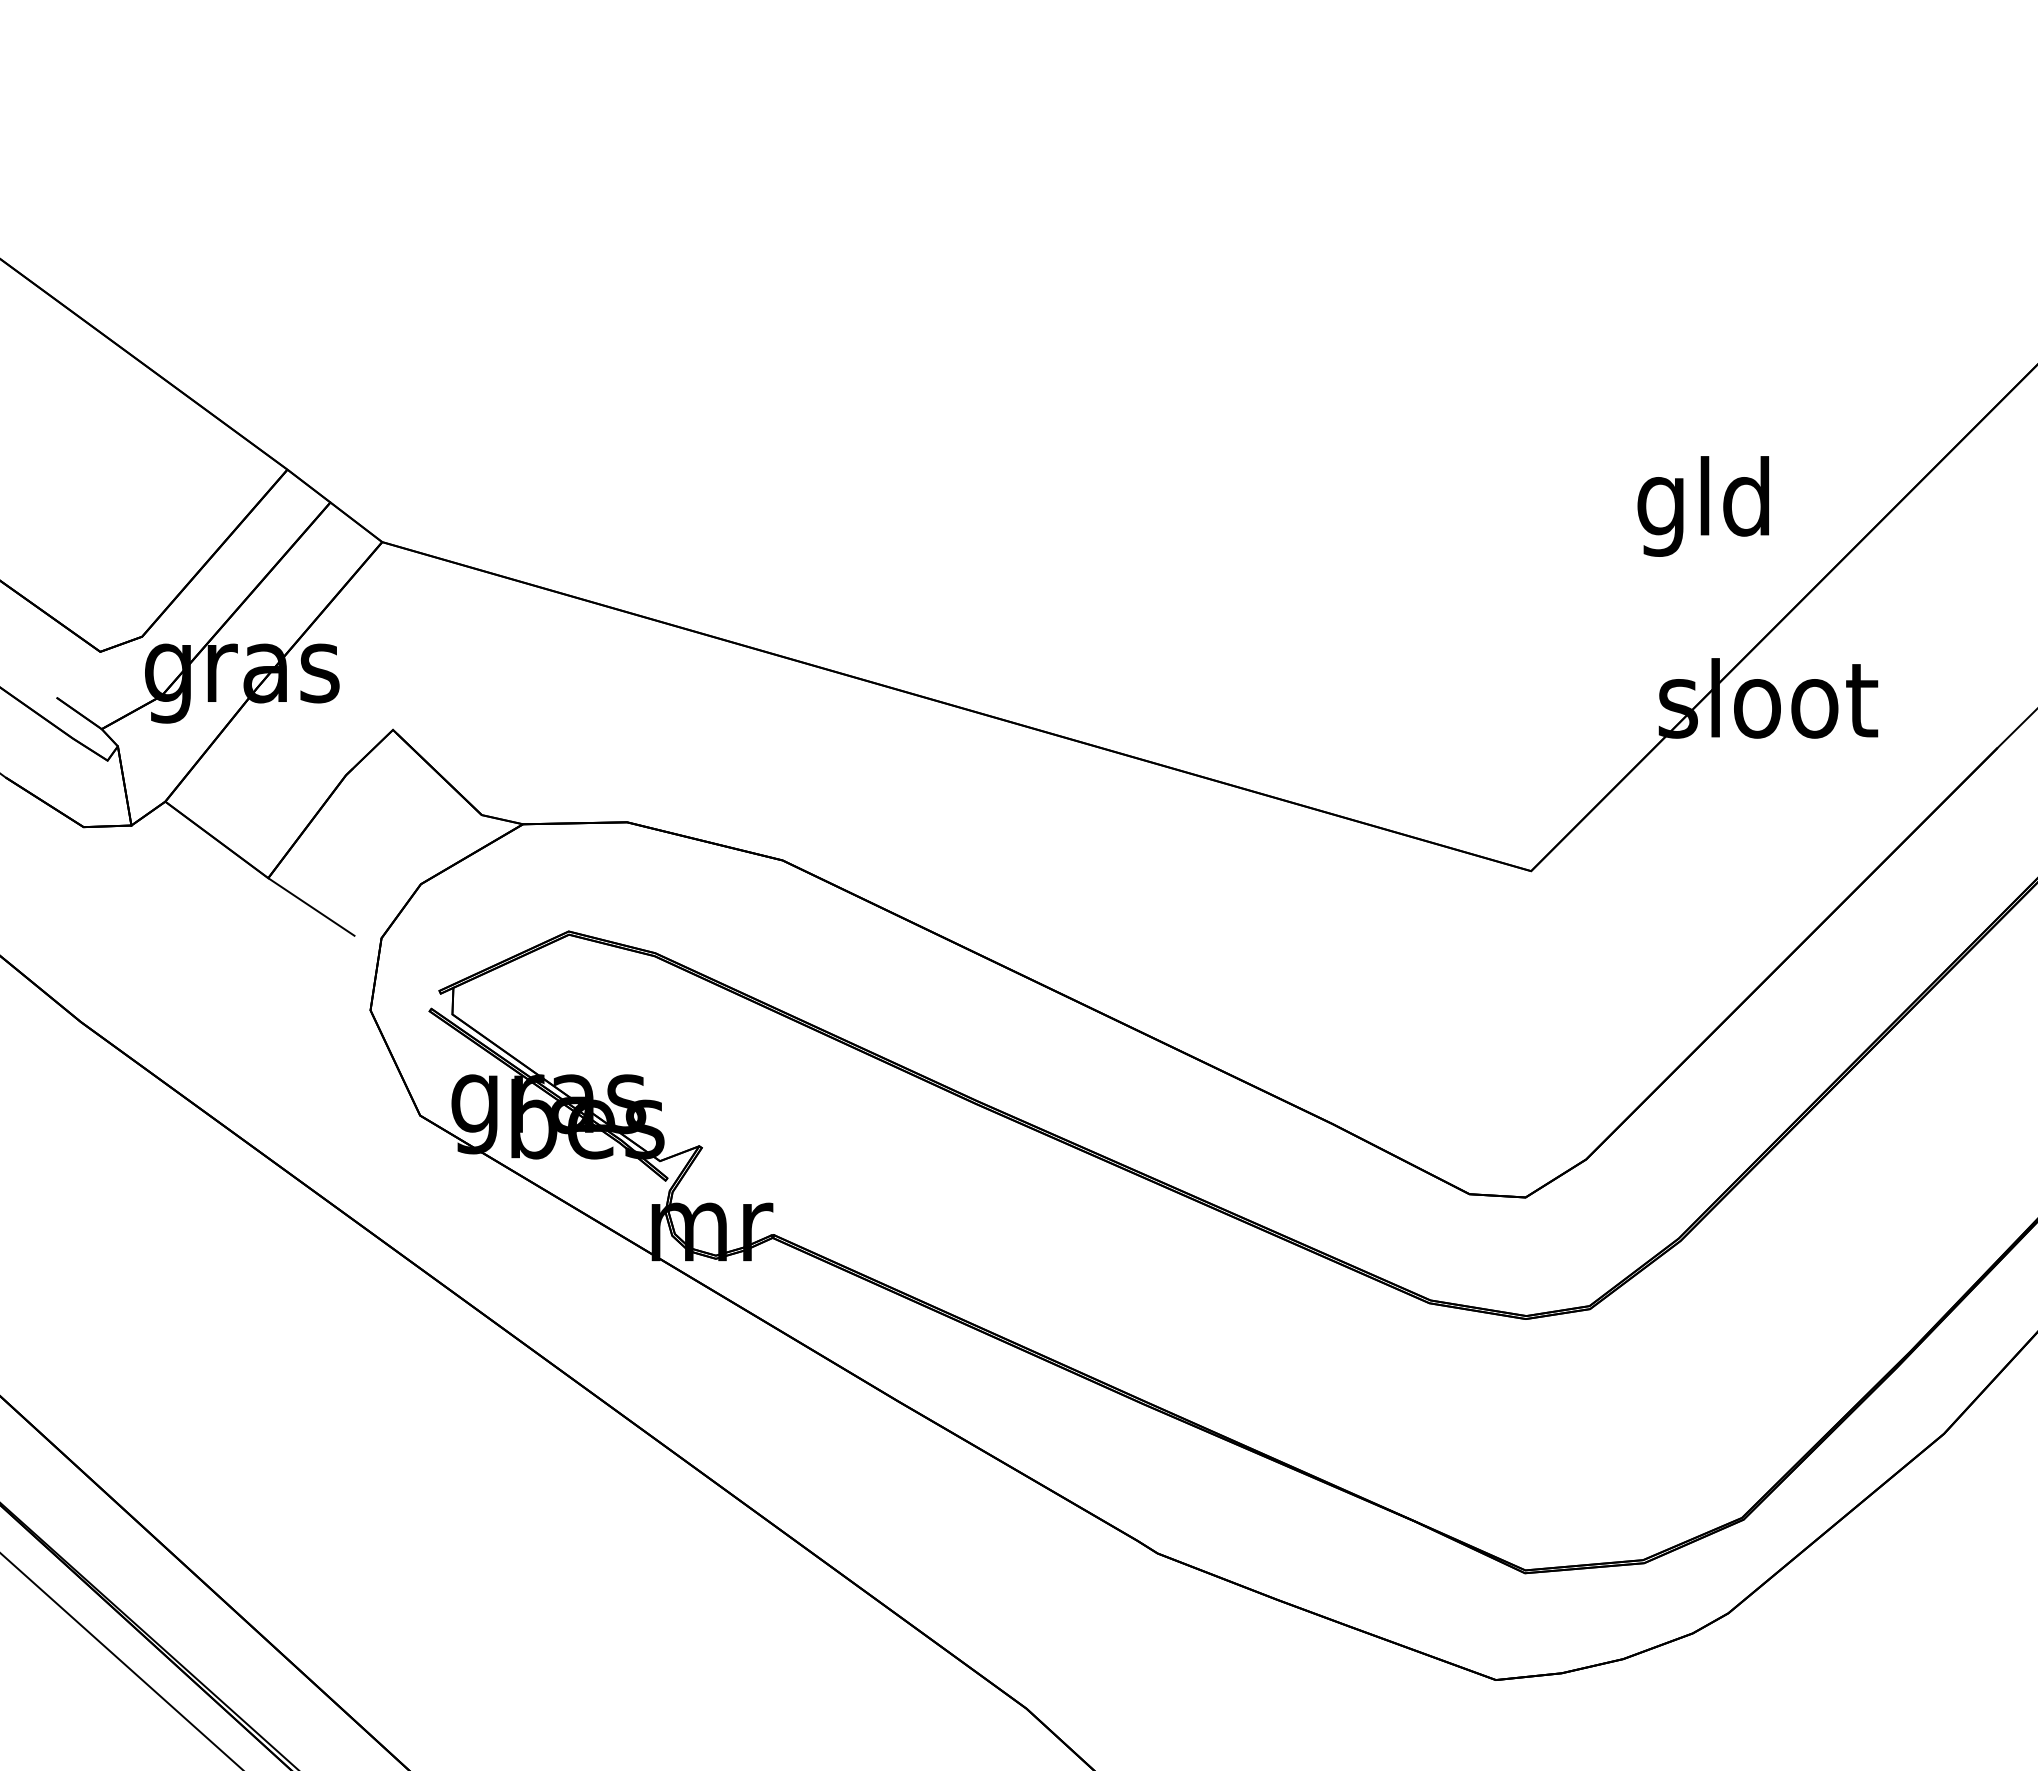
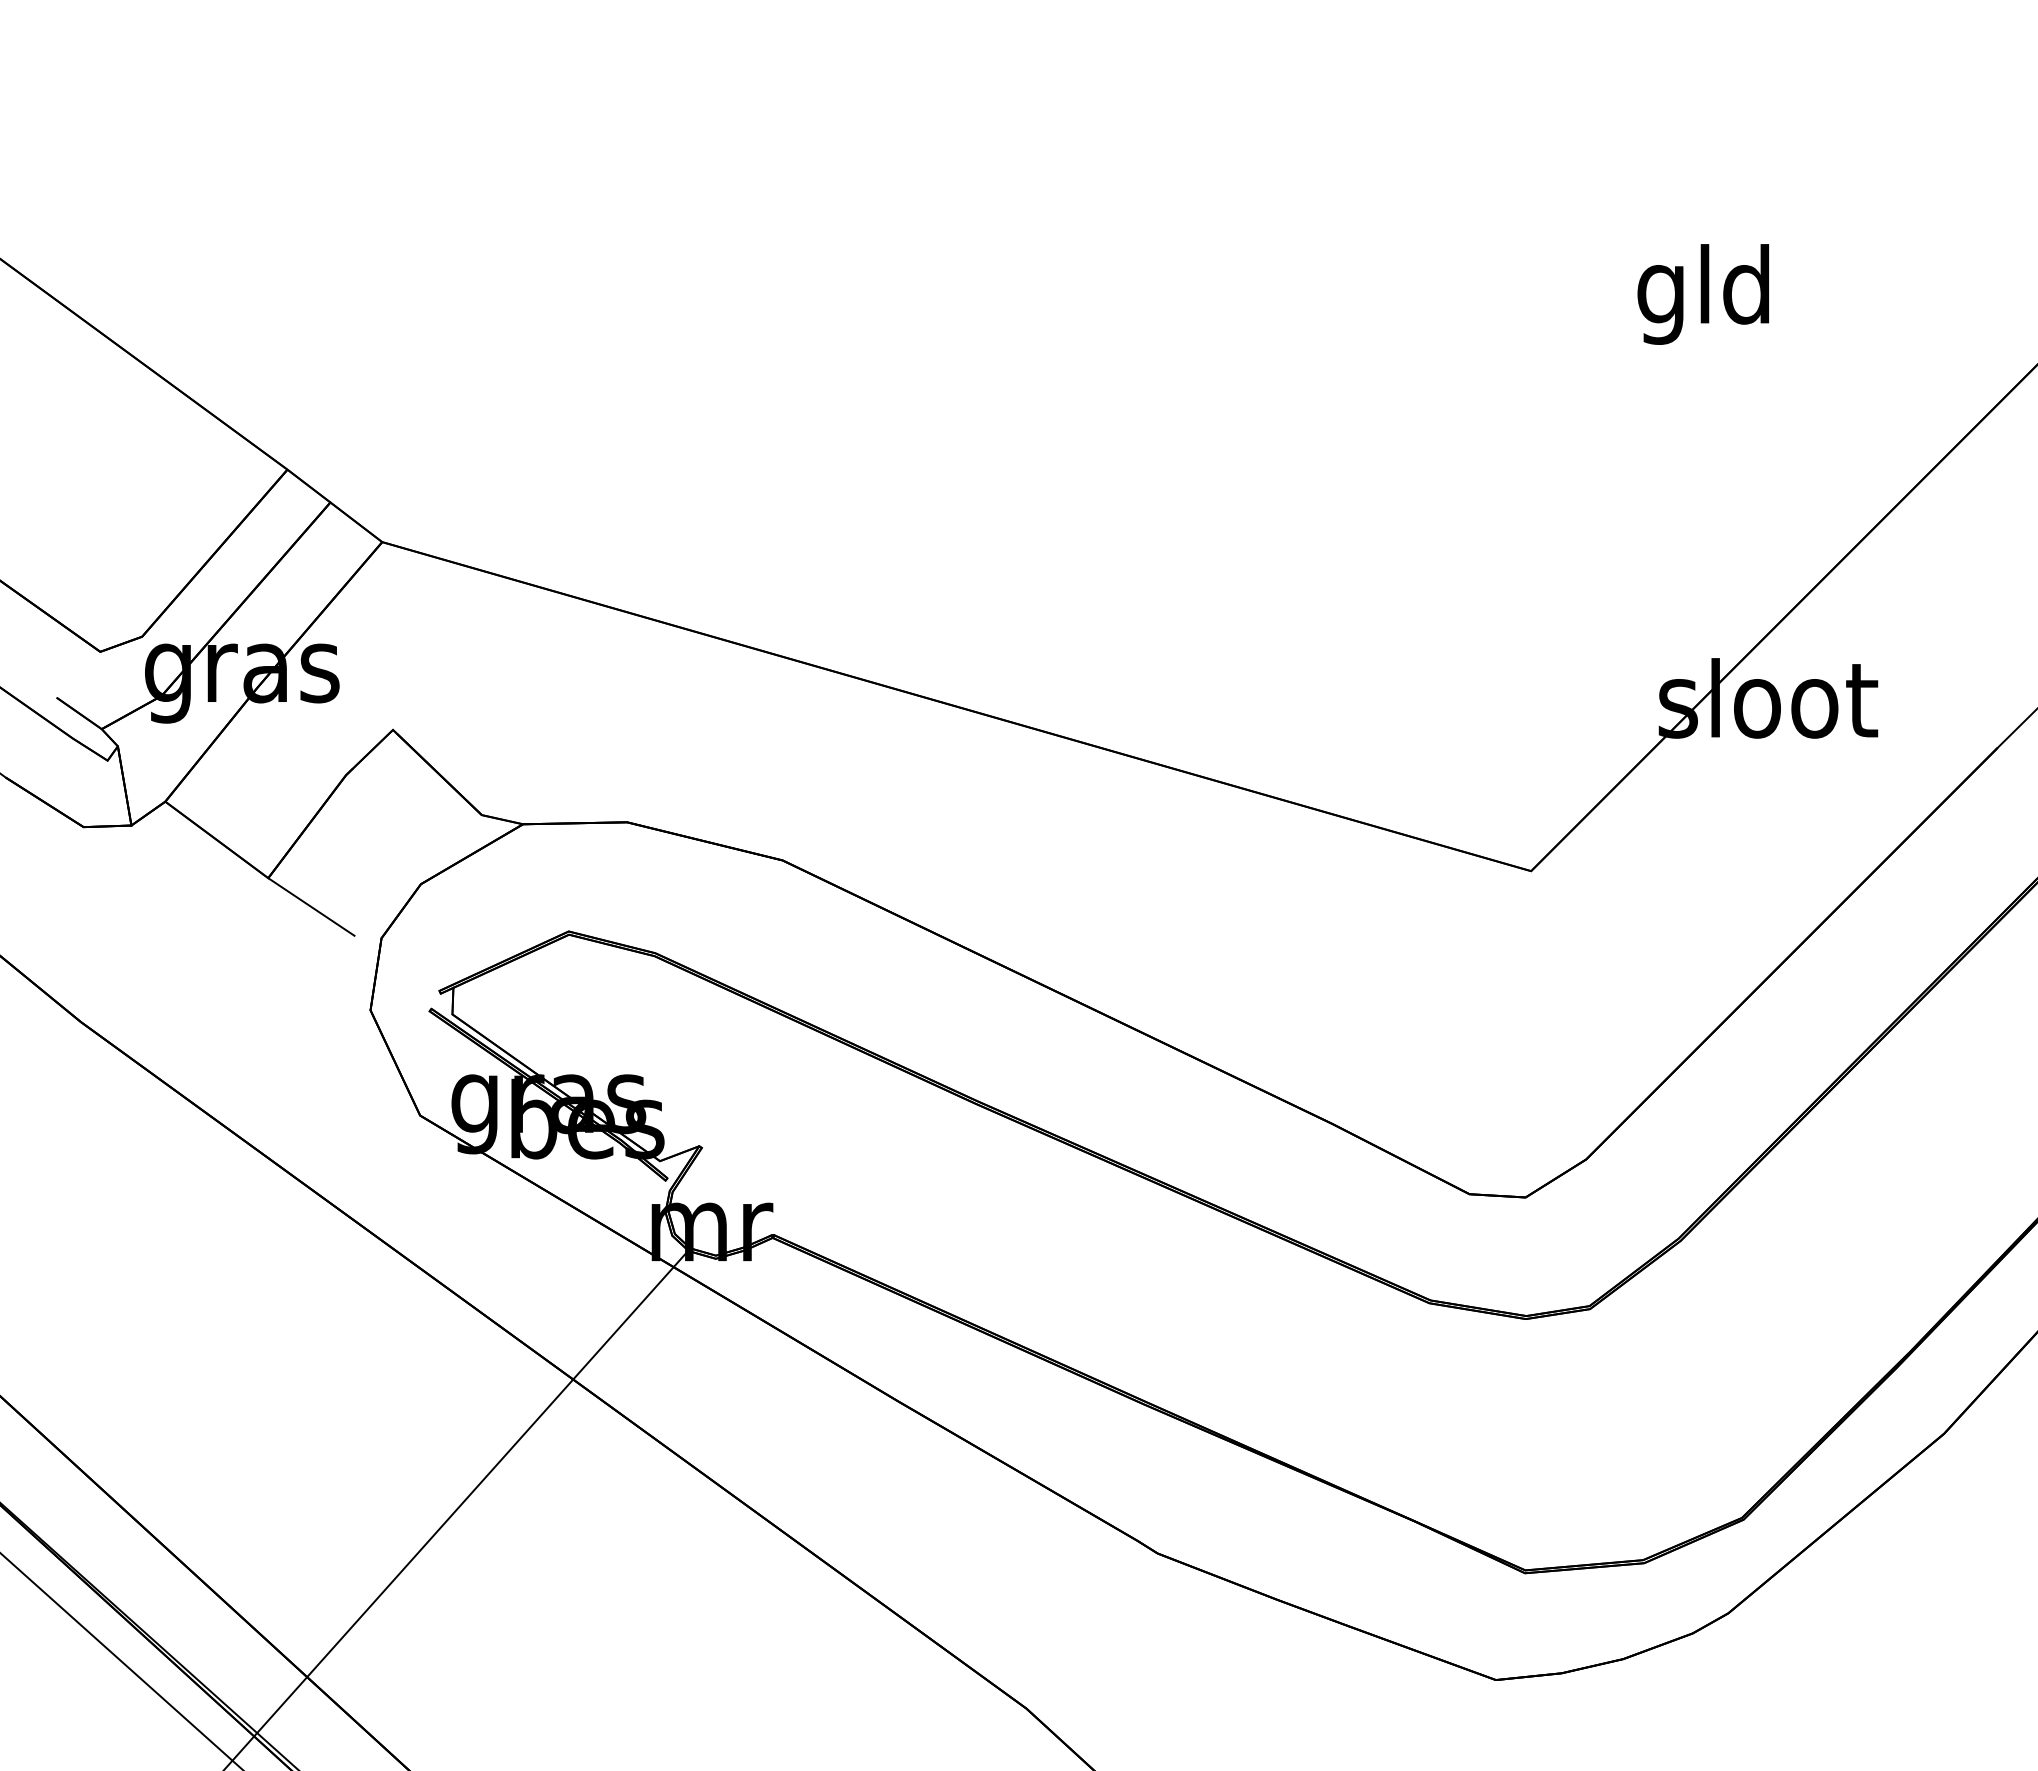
text position: (1702, 506) -> (1702, 294) (1702, 294)
line: none -> present (458, 1507)
